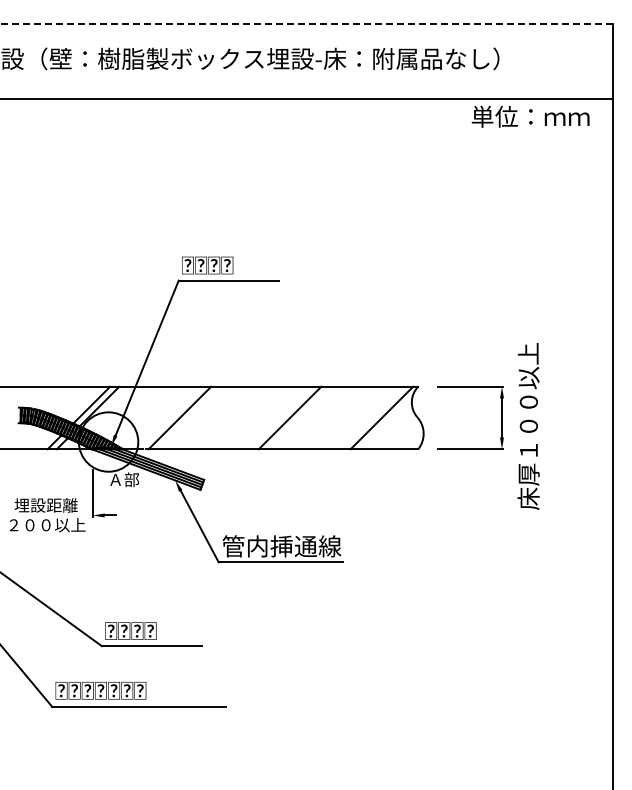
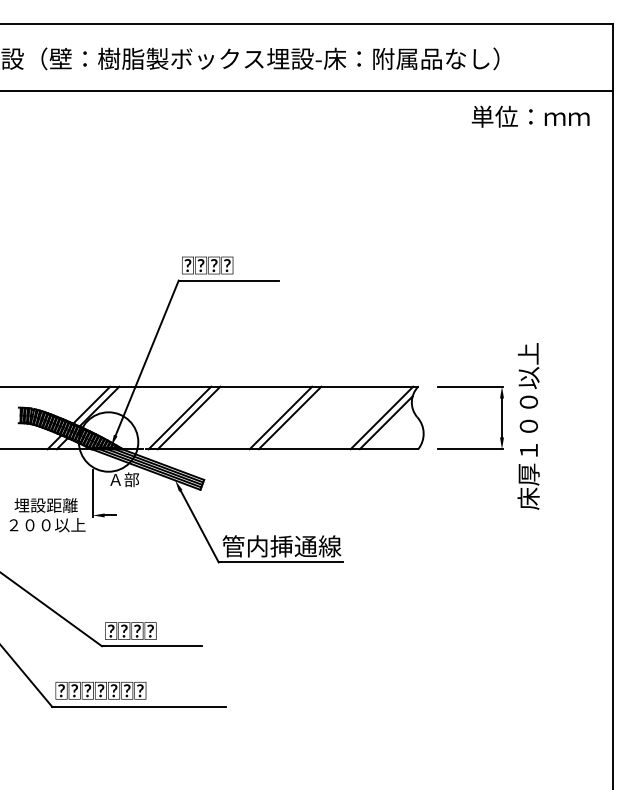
line: dashed -> solid (306, 23)
line position: (307, 98) -> (307, 90) (307, 90)
line: none -> present (188, 417)
line: none -> present (280, 417)
line: none -> present (385, 422)
